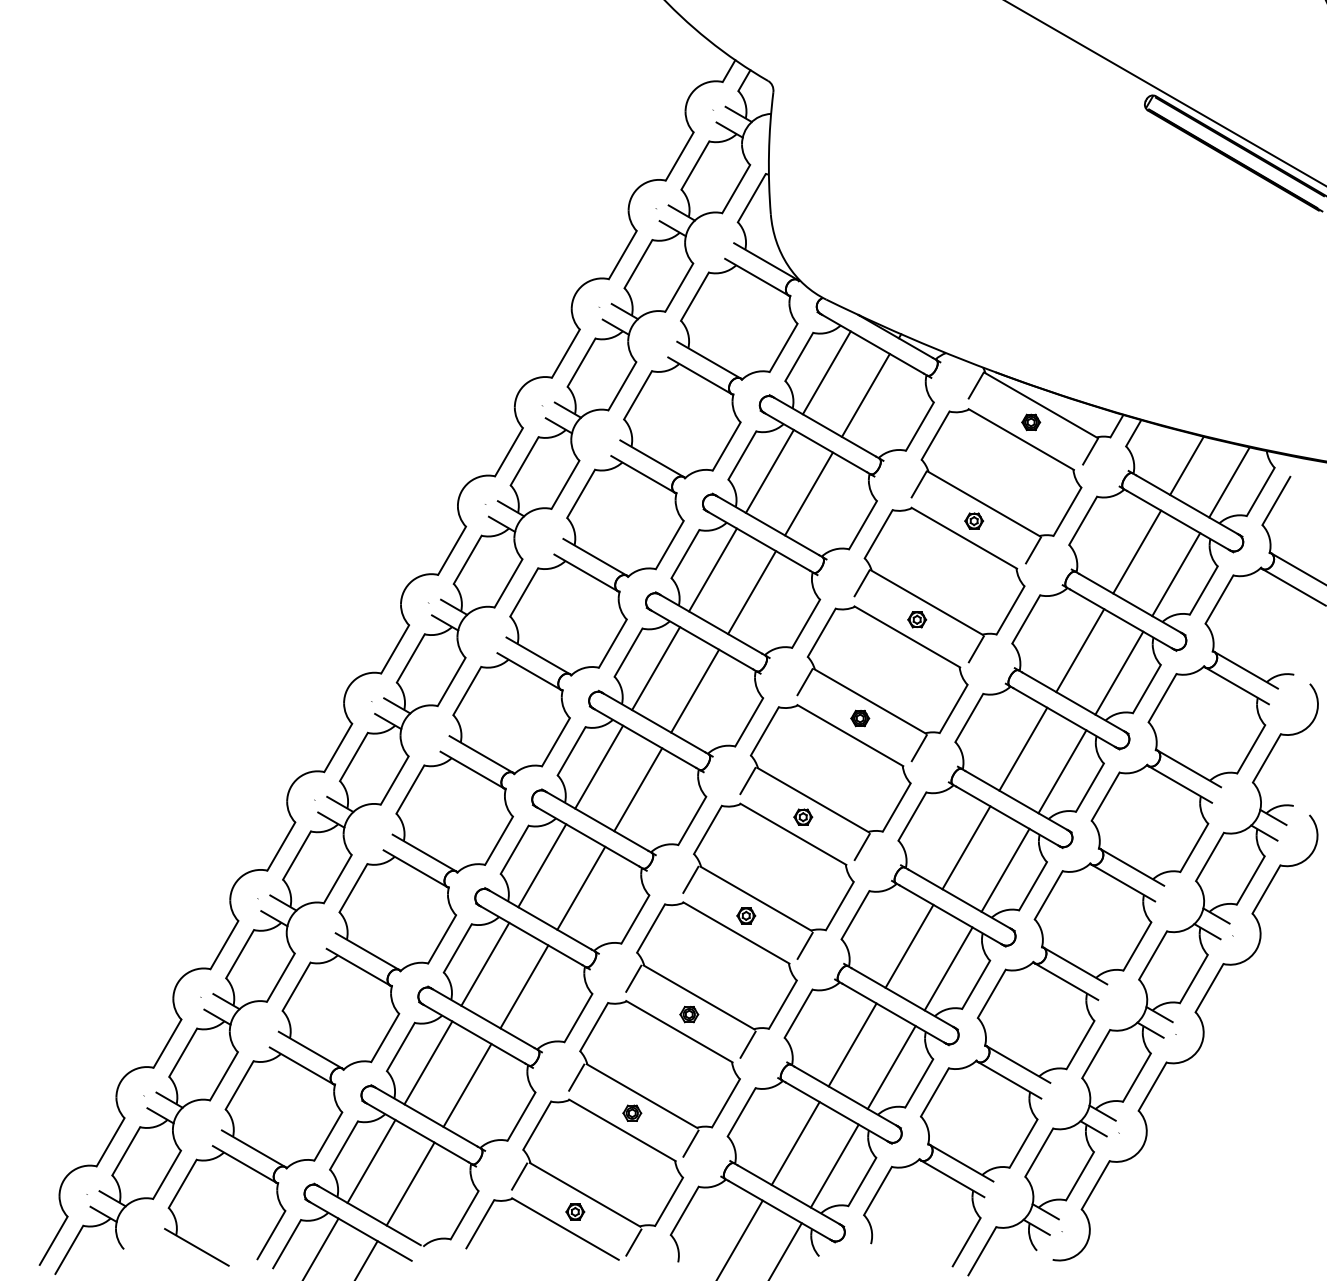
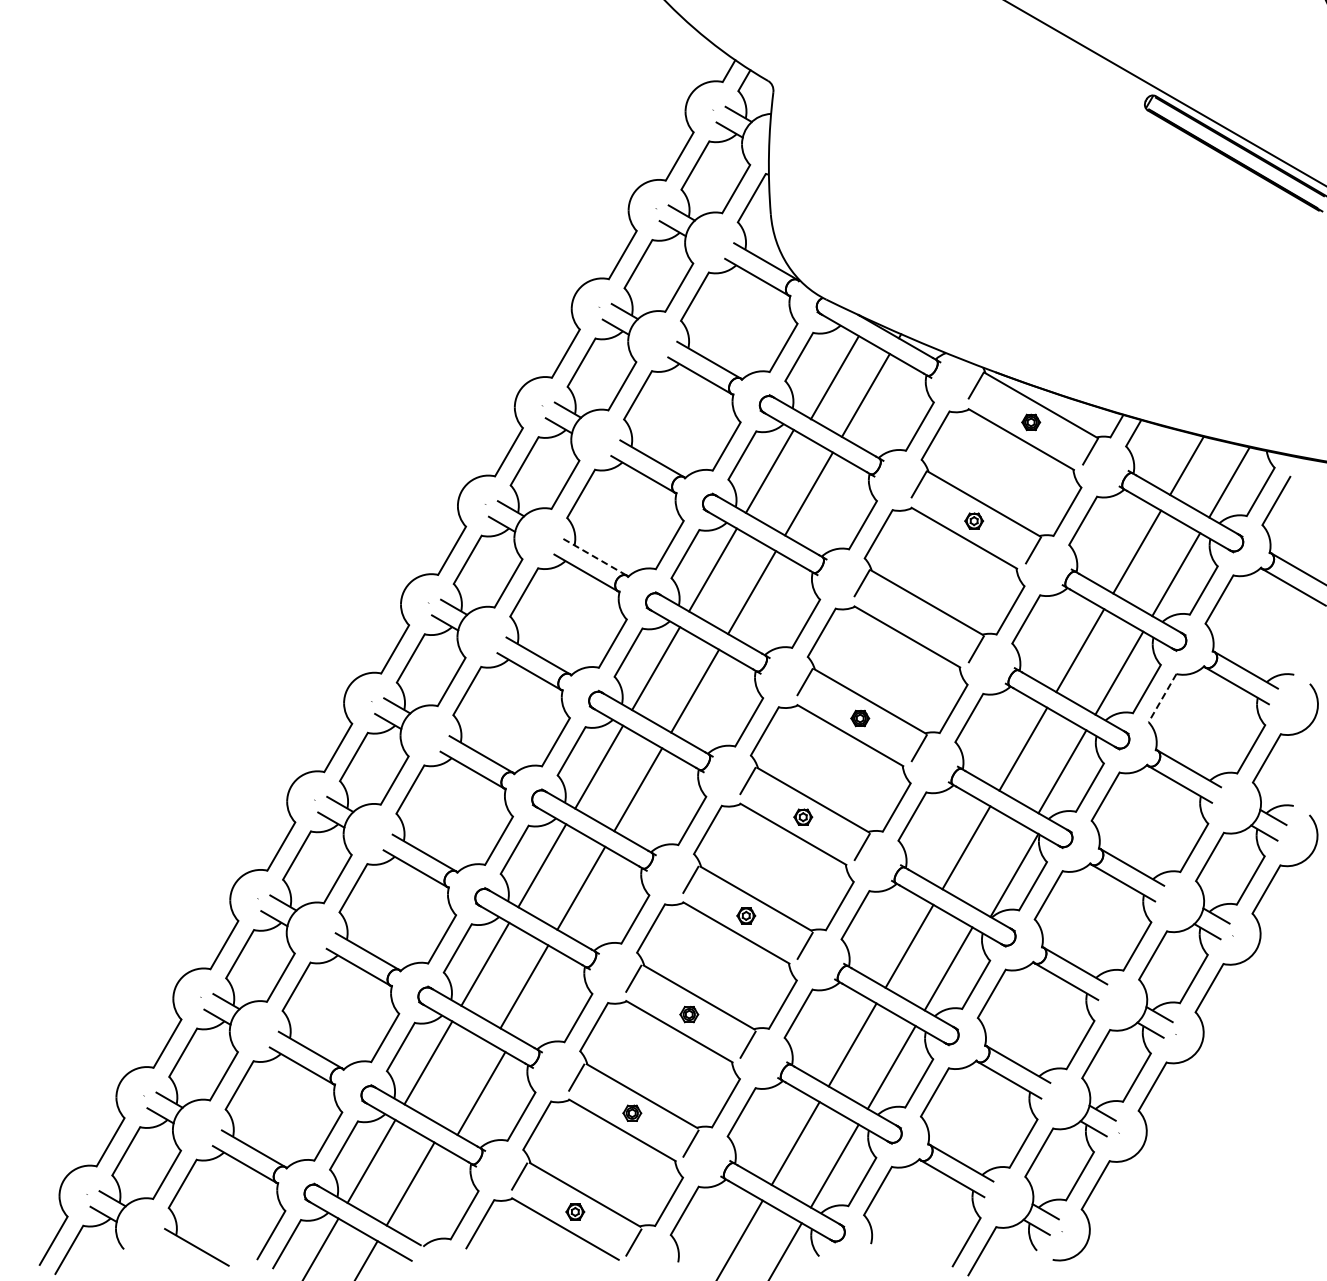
line position: (826, 372) -> (834, 377) (834, 377)
line: solid -> dashed (595, 557)
part: present -> none (917, 619)
line: solid -> dashed (1162, 698)
line position: (1005, 869) -> (1014, 874) (1014, 874)
line position: (467, 1085) -> (481, 1093) (481, 1093)
